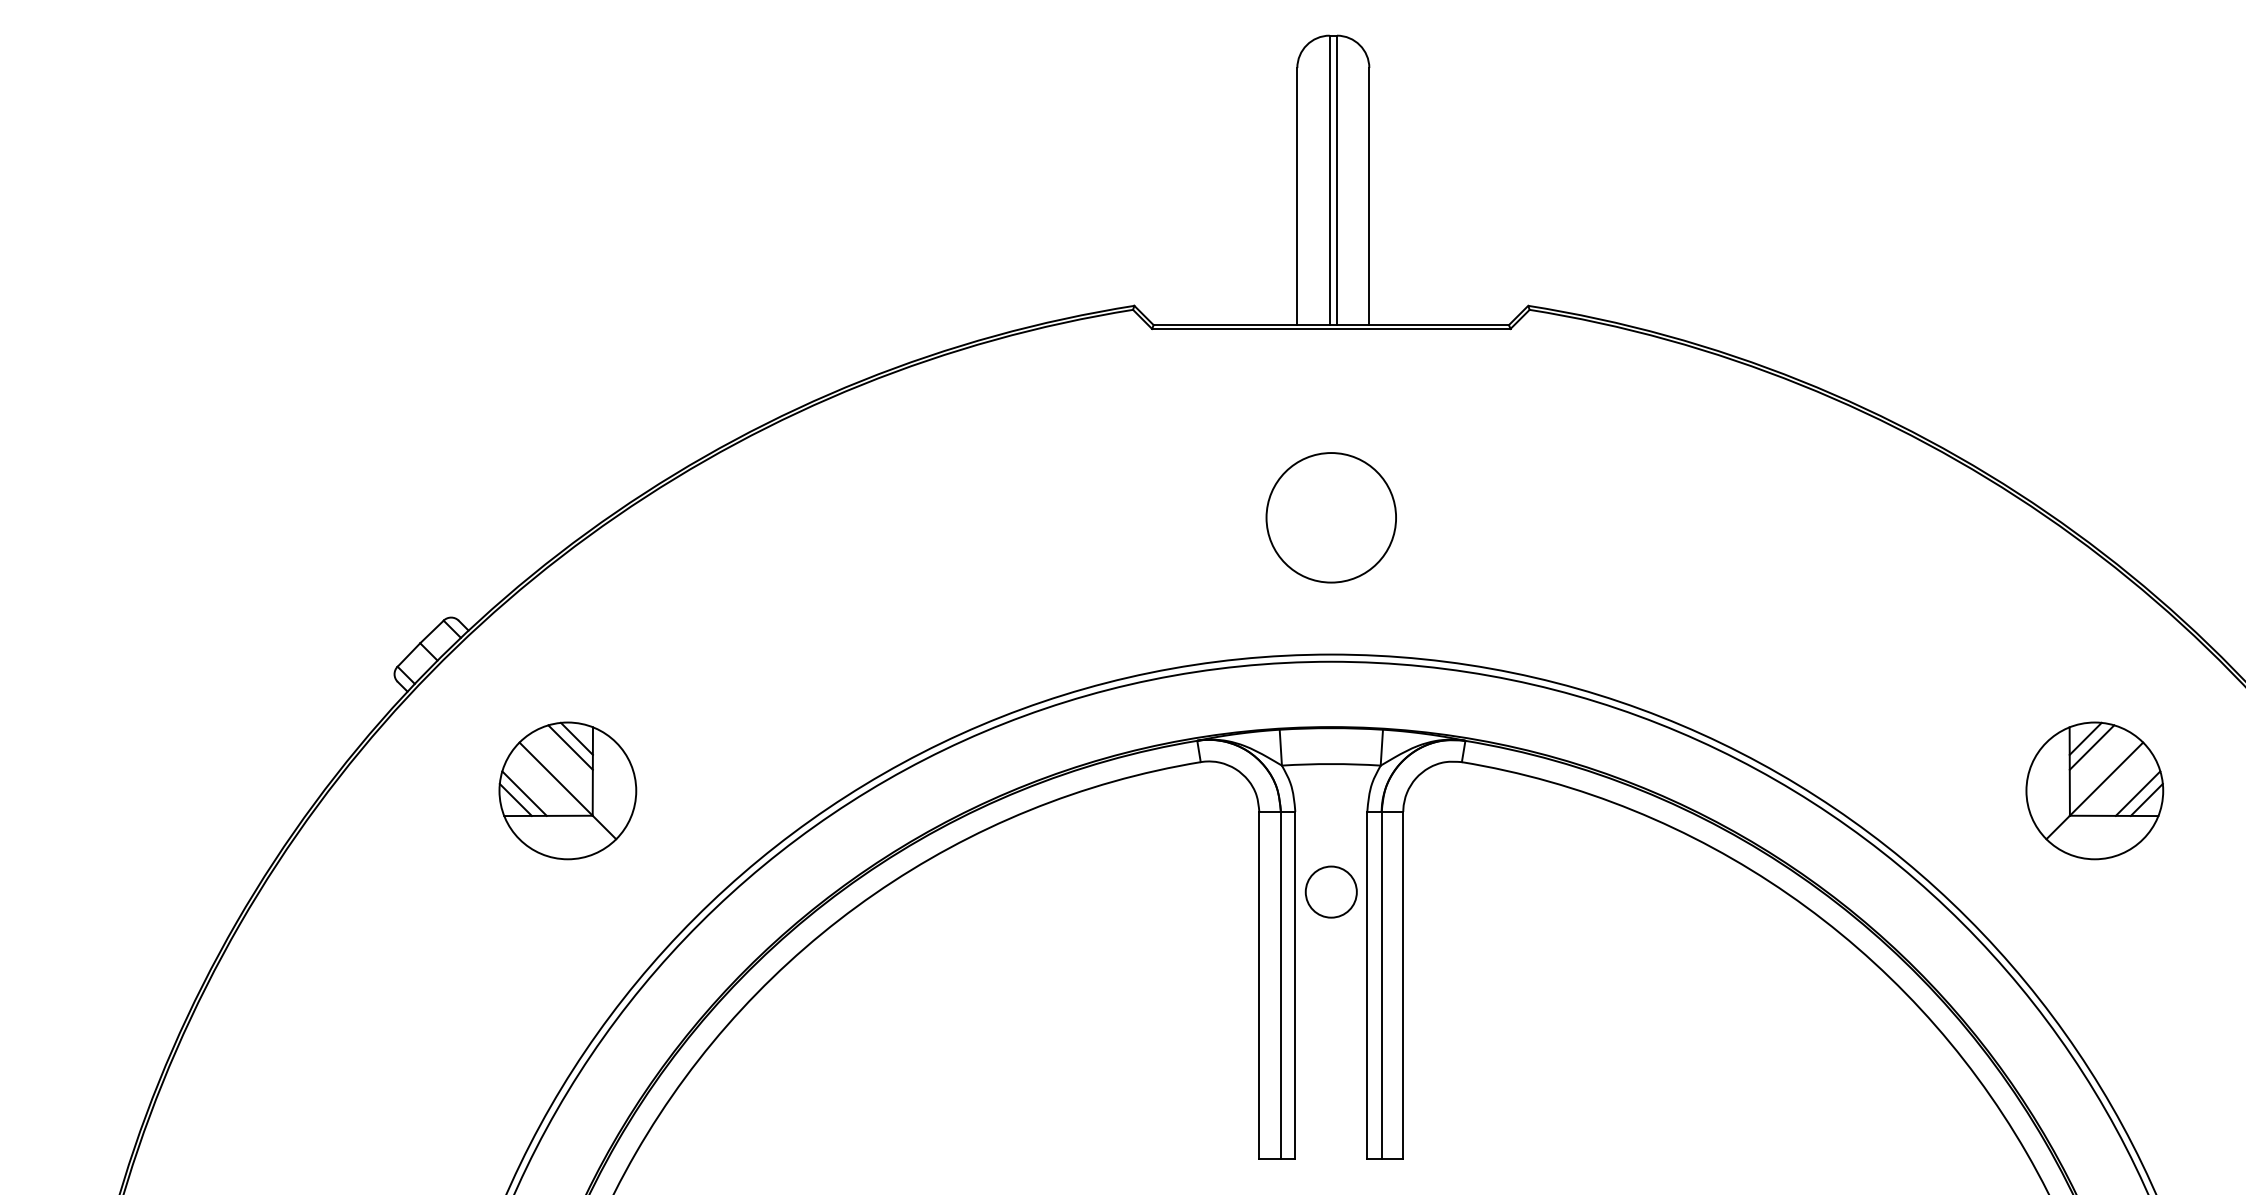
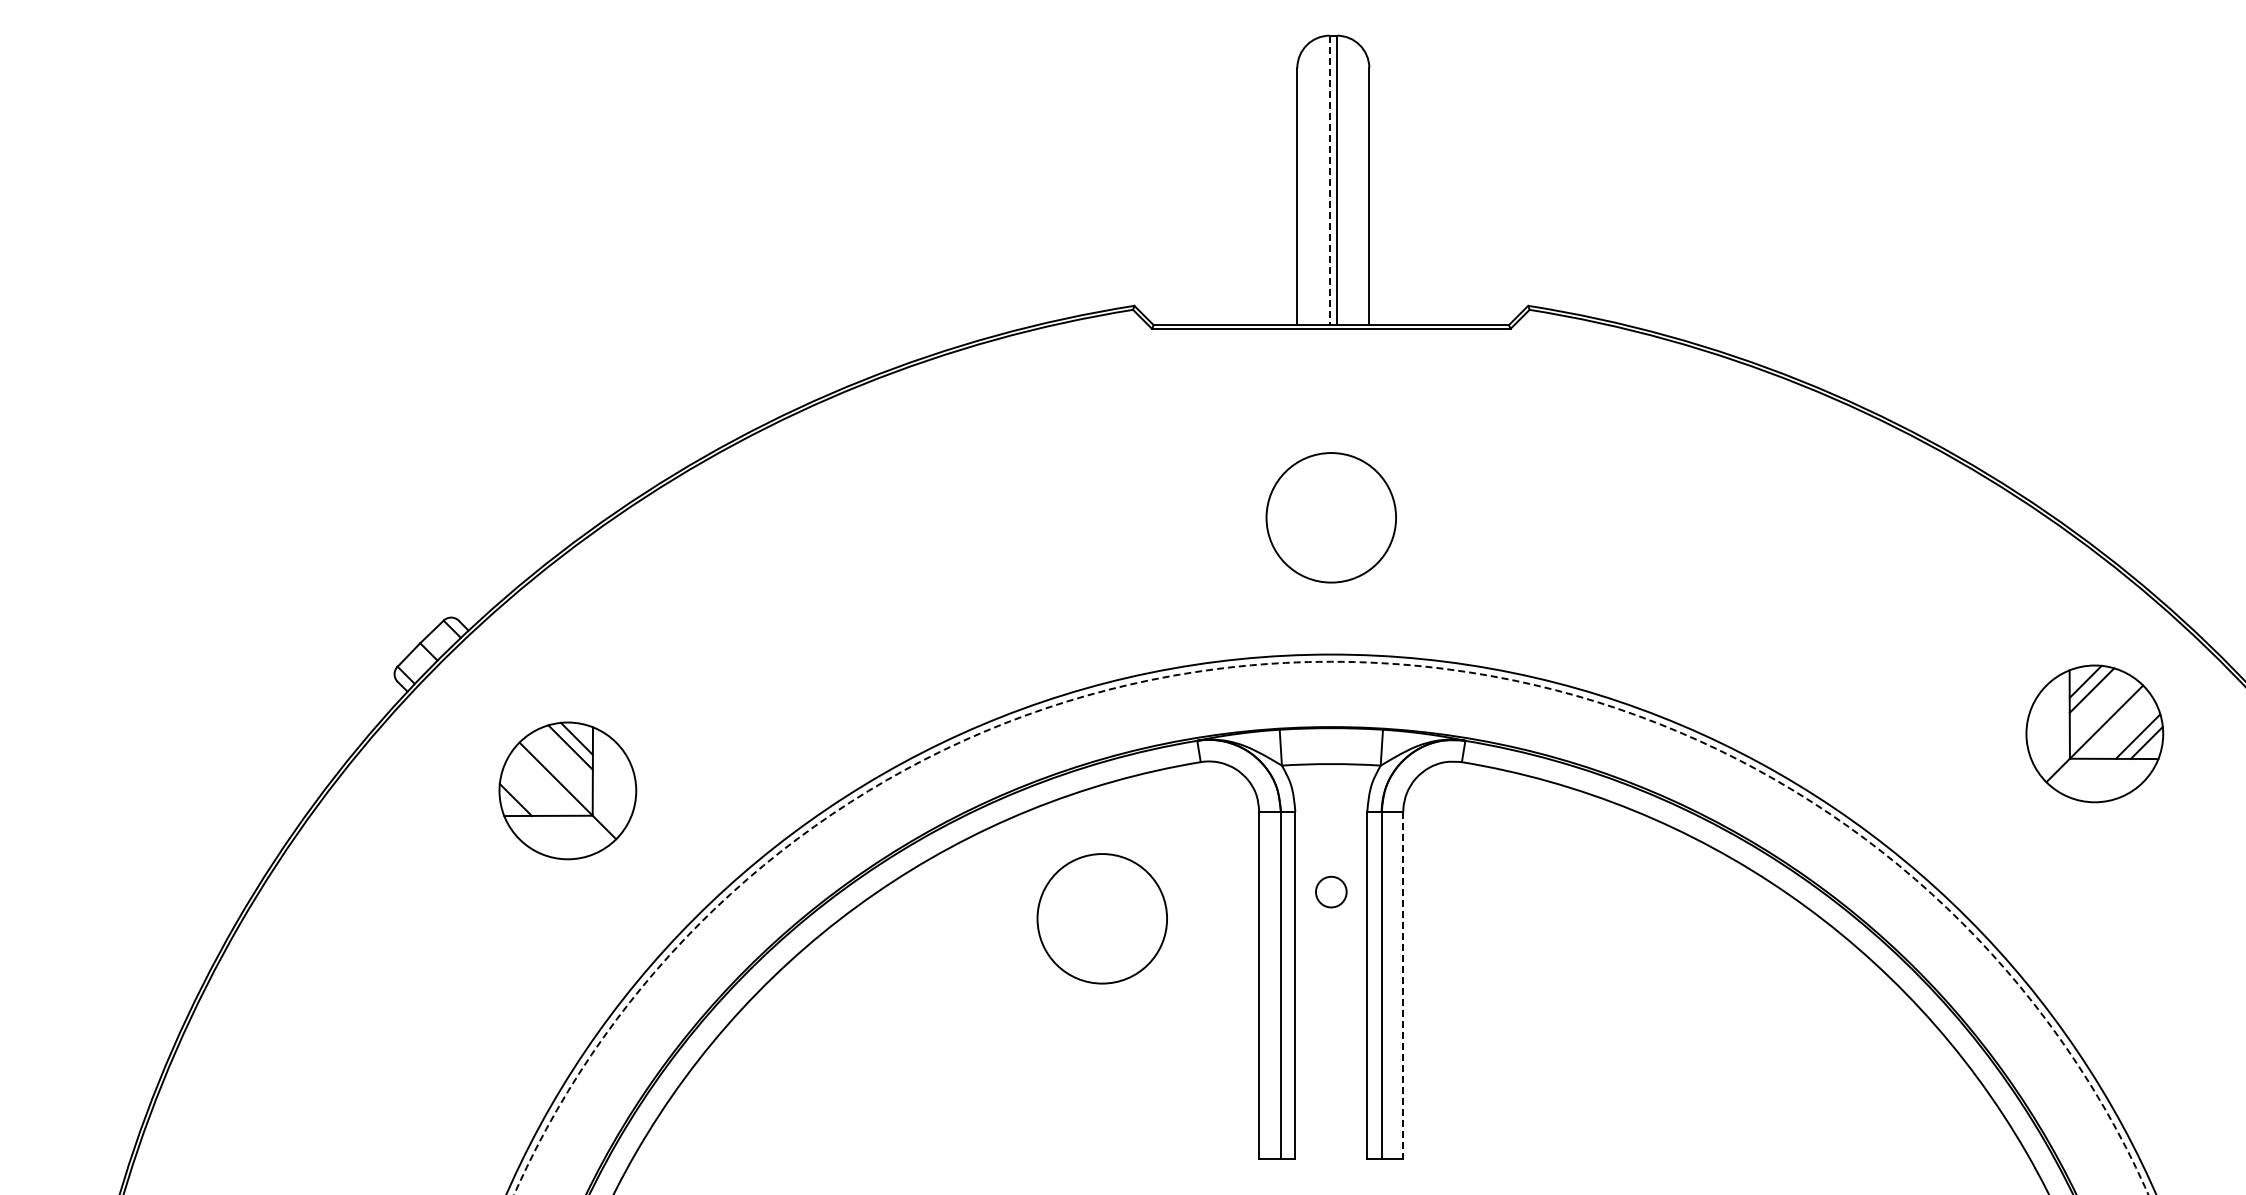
line: solid -> dashed (1329, 180)
part position: (2094, 790) -> (2094, 733) (2094, 733)
line: present -> none (524, 793)
circle diameter: 51 px -> 31 px (1330, 891)
circle: none -> present (1101, 918)
circle: solid -> dashed (1331, 927)
line: solid -> dashed (1403, 985)
